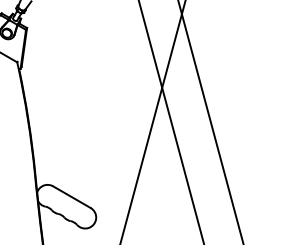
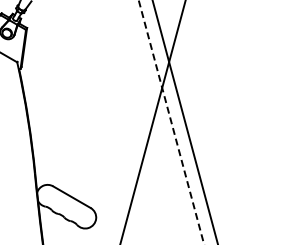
line position: (210, 121) -> (185, 121) (185, 121)
line: solid -> dashed (171, 123)
